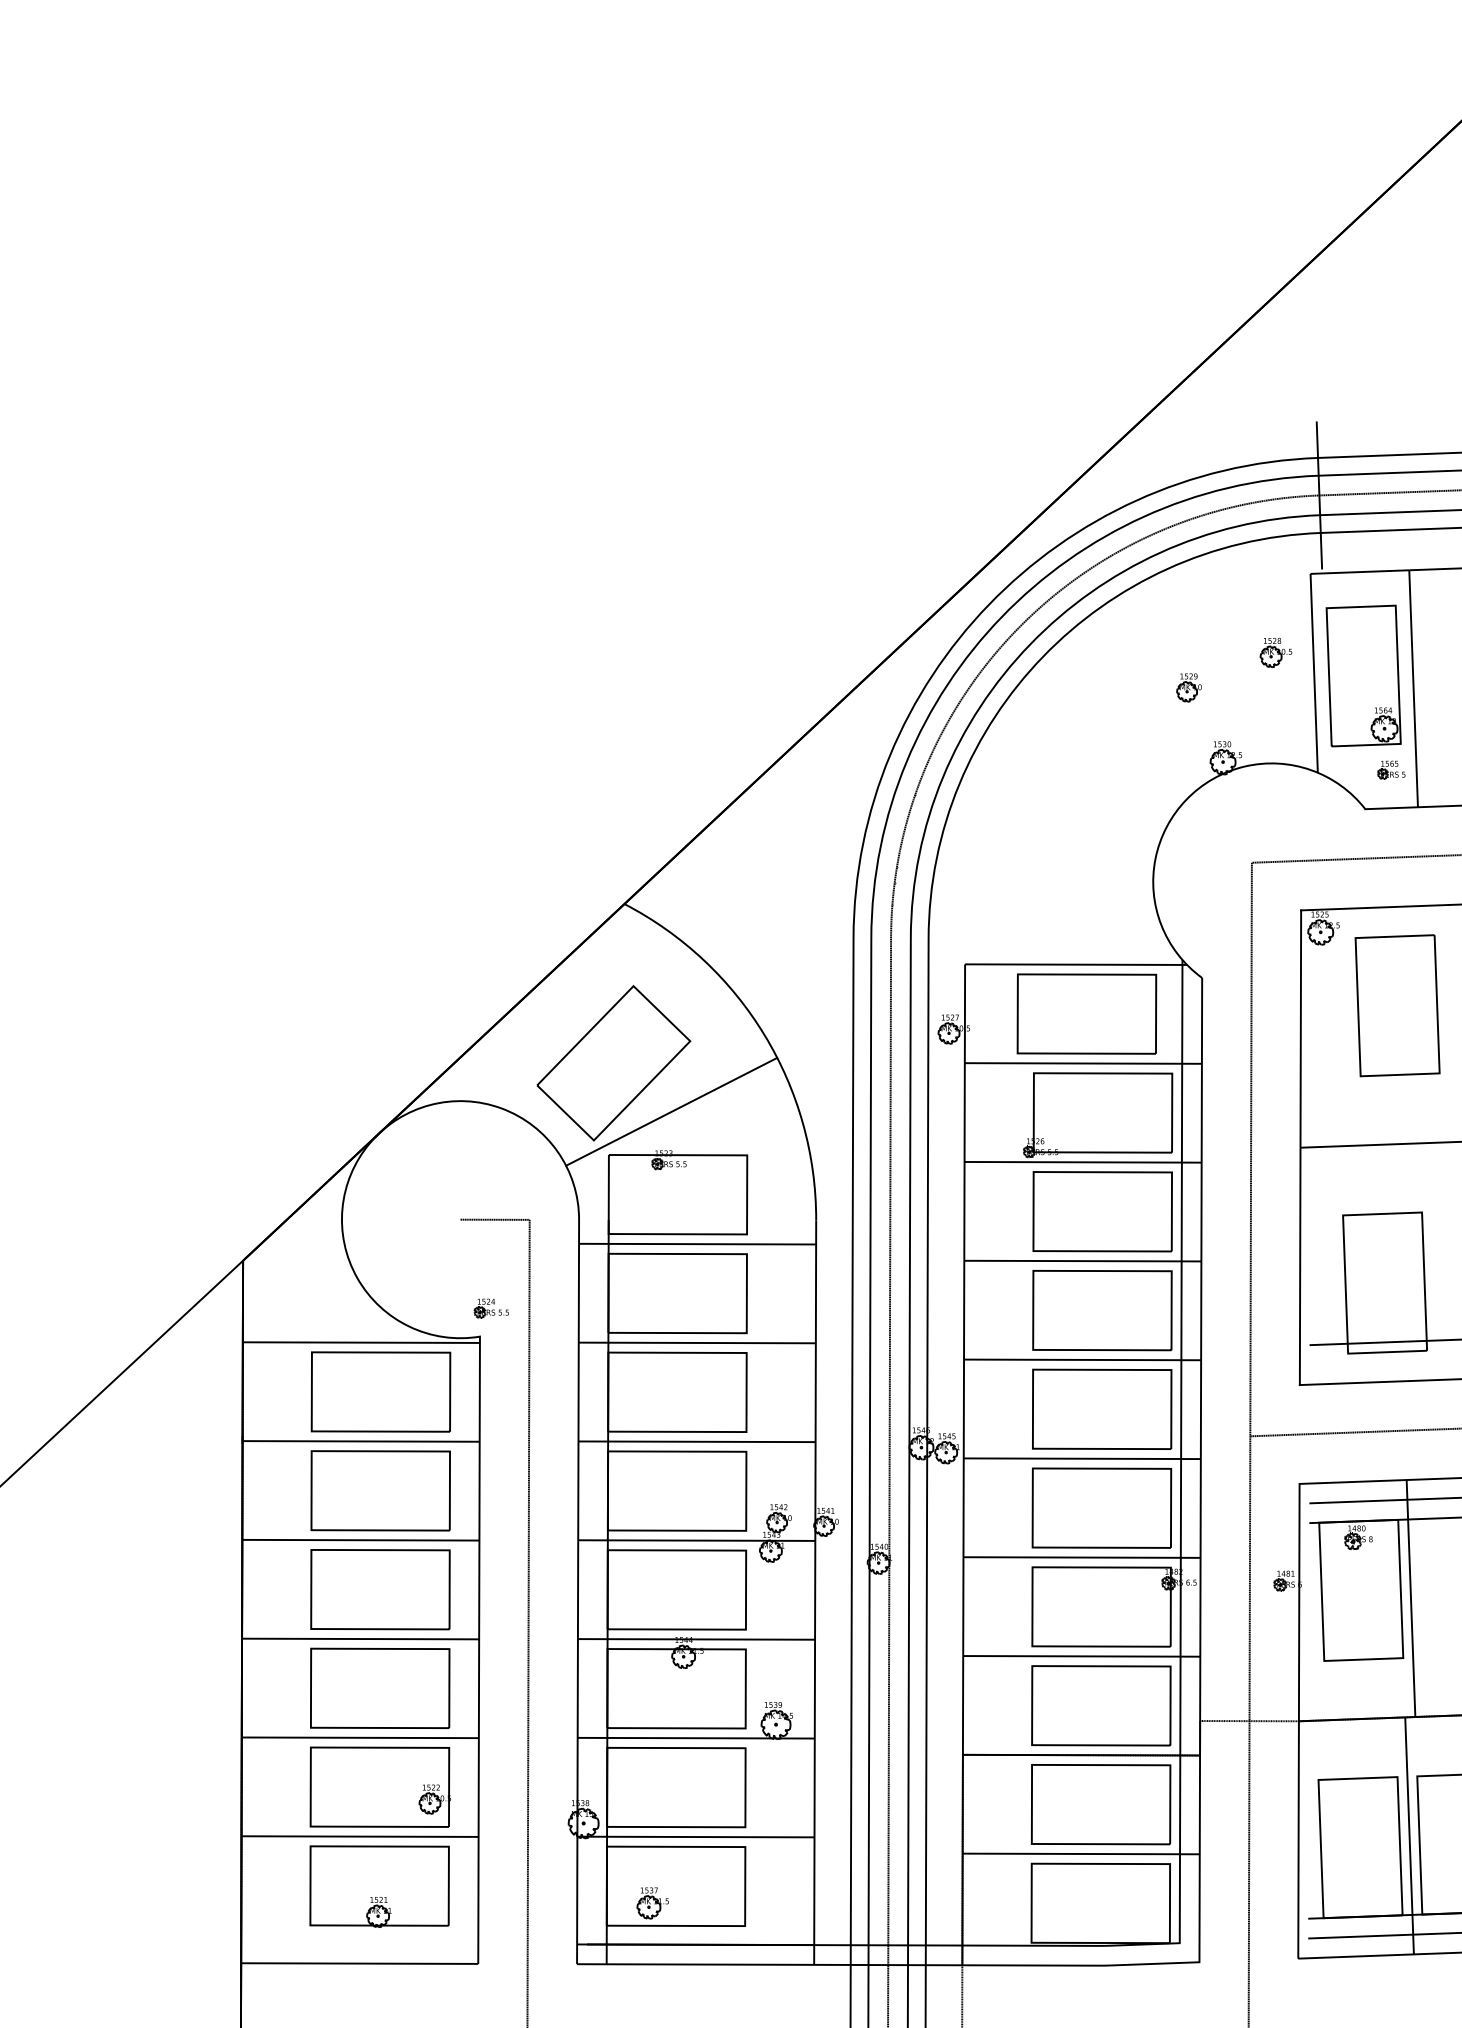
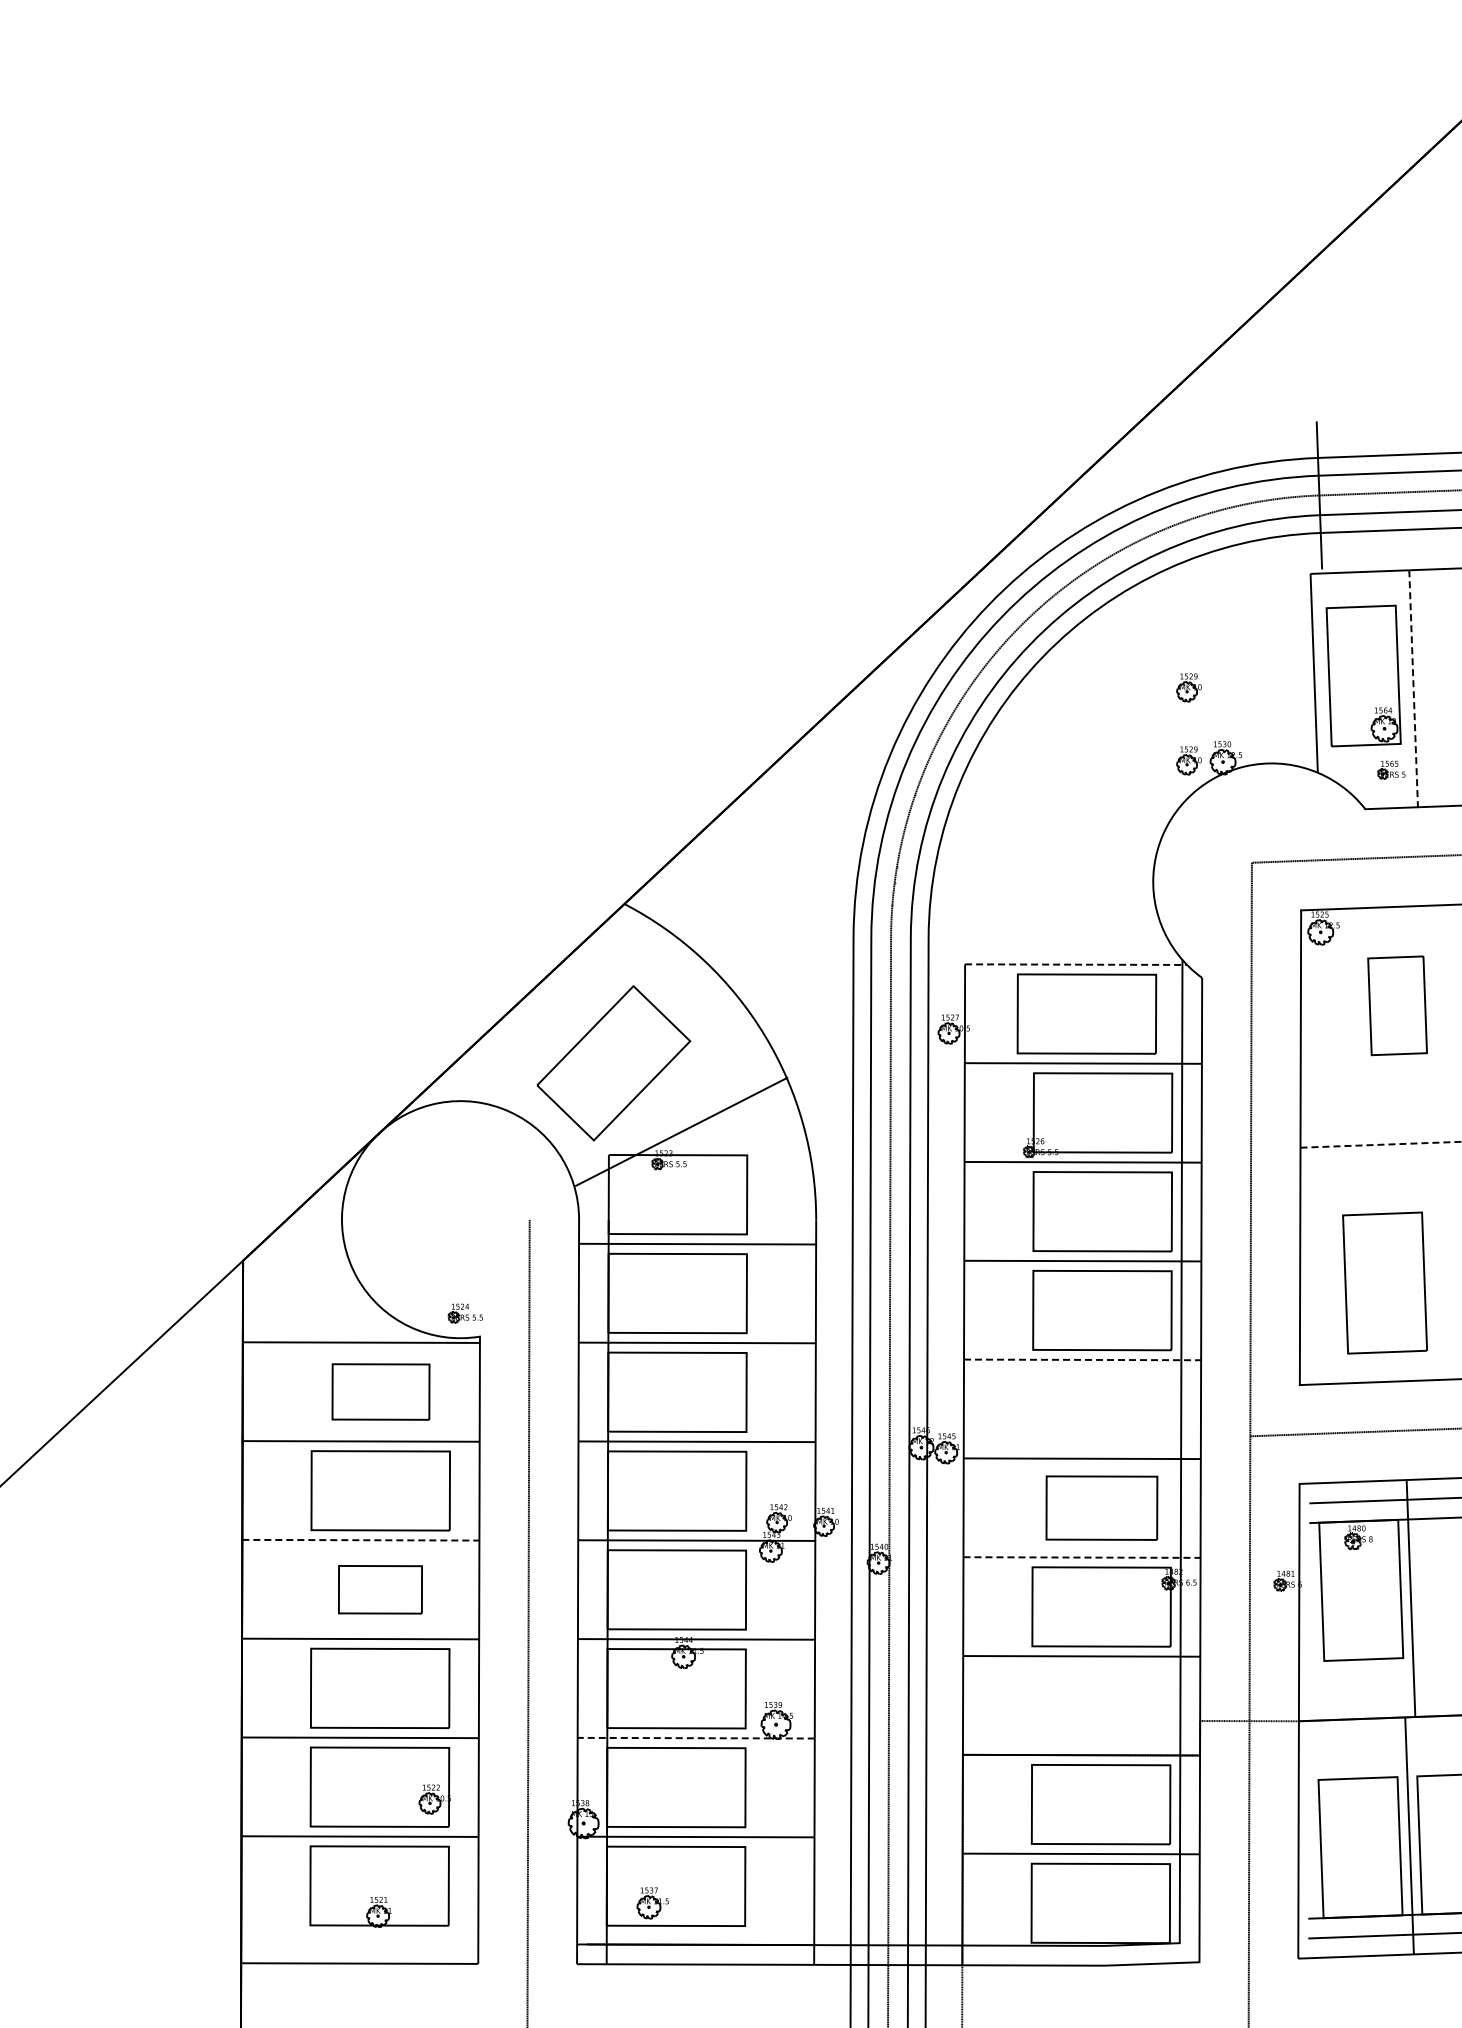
part: present -> none (1275, 652)
line: solid -> dashed (1413, 688)
part: none -> present (1188, 760)
line: solid -> dashed (1076, 964)
part size: 87x144 px -> 61x102 px (1397, 1005)
line position: (671, 1111) -> (681, 1131) (681, 1131)
line: solid -> dashed (1381, 1144)
line: present -> none (494, 1219)
part position: (490, 1308) -> (464, 1313) (464, 1313)
line: present -> none (1384, 1342)
line: solid -> dashed (1082, 1359)
part size: 142x82 px -> 100x58 px (380, 1391)
part: present -> none (1102, 1408)
part size: 142x82 px -> 114x66 px (1101, 1507)
line: solid -> dashed (360, 1540)
line: solid -> dashed (1082, 1557)
part size: 141x82 px -> 85x50 px (380, 1589)
part: present -> none (1101, 1705)
line: solid -> dashed (696, 1738)
